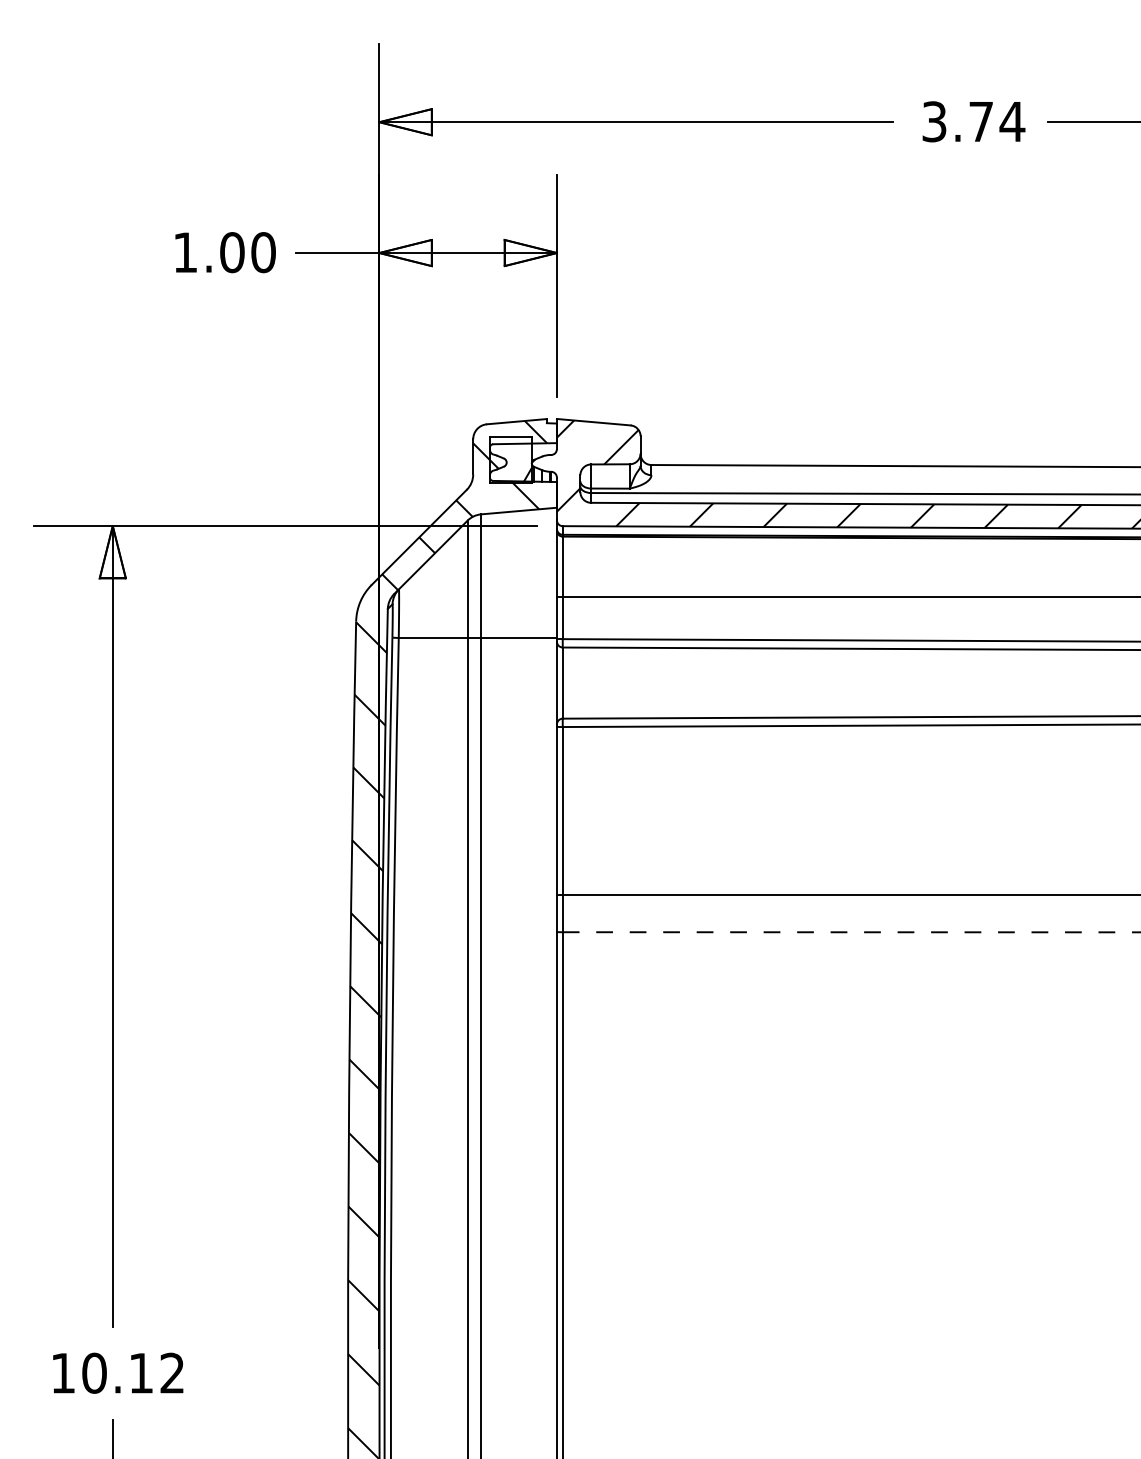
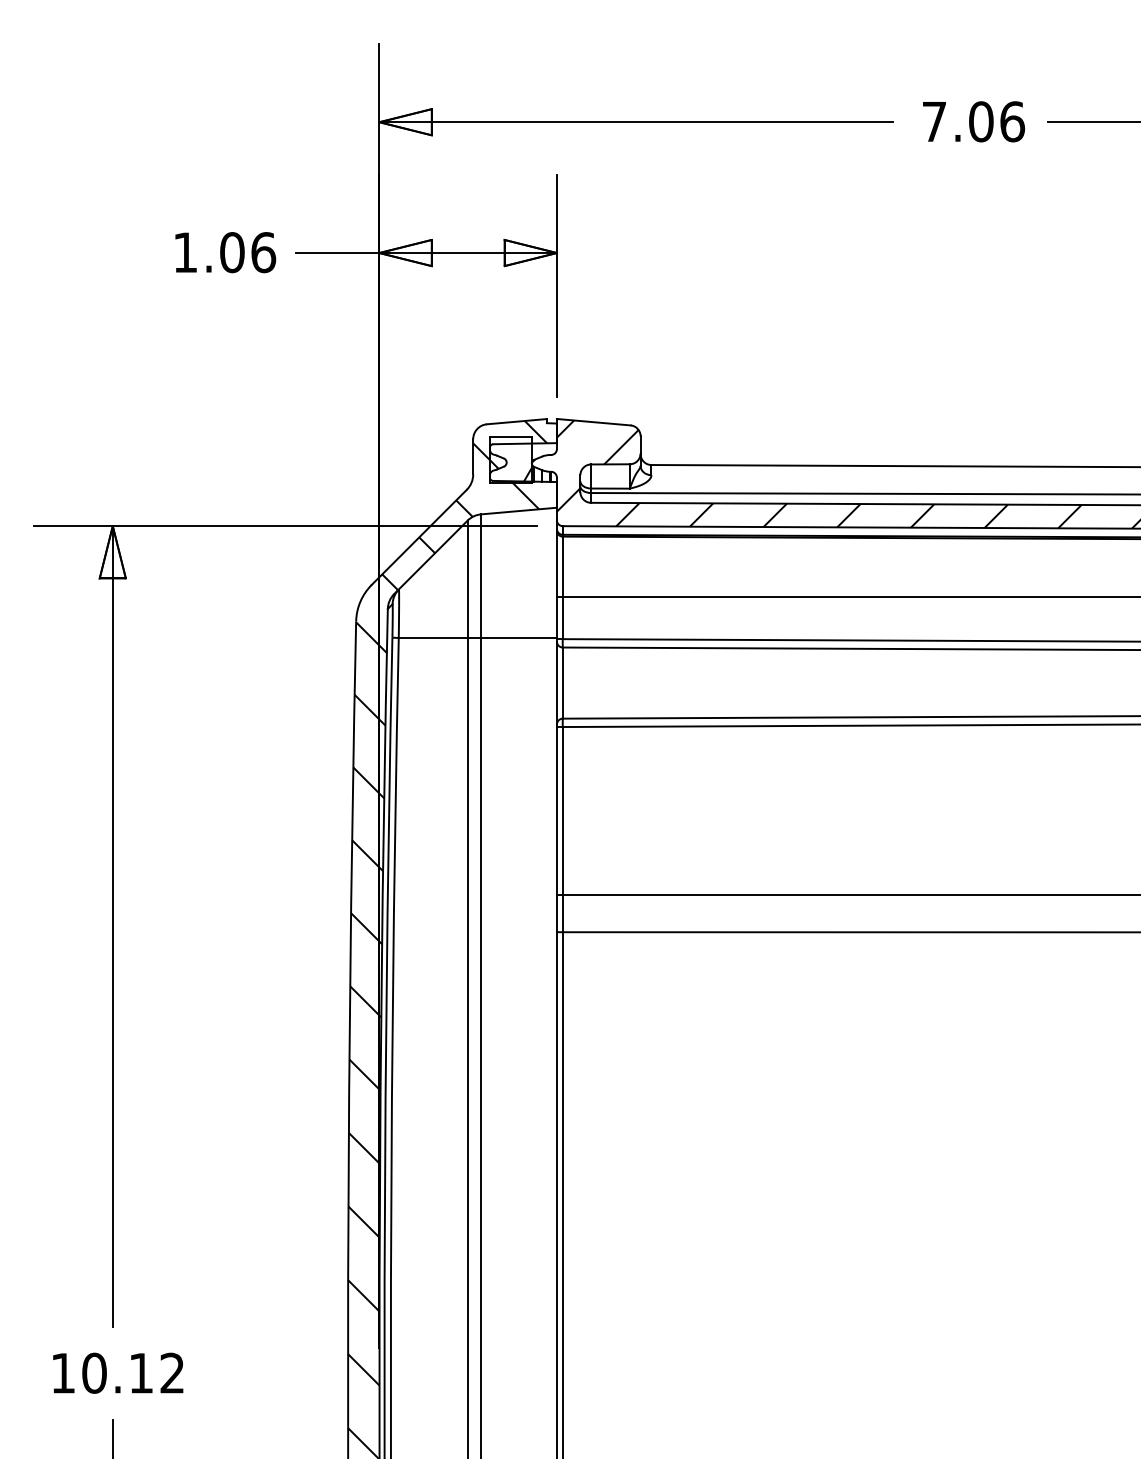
text: 3.74 -> 7.06 (973, 121)
text: 1.00 -> 1.06 (263, 252)
line: dashed -> solid (851, 932)
